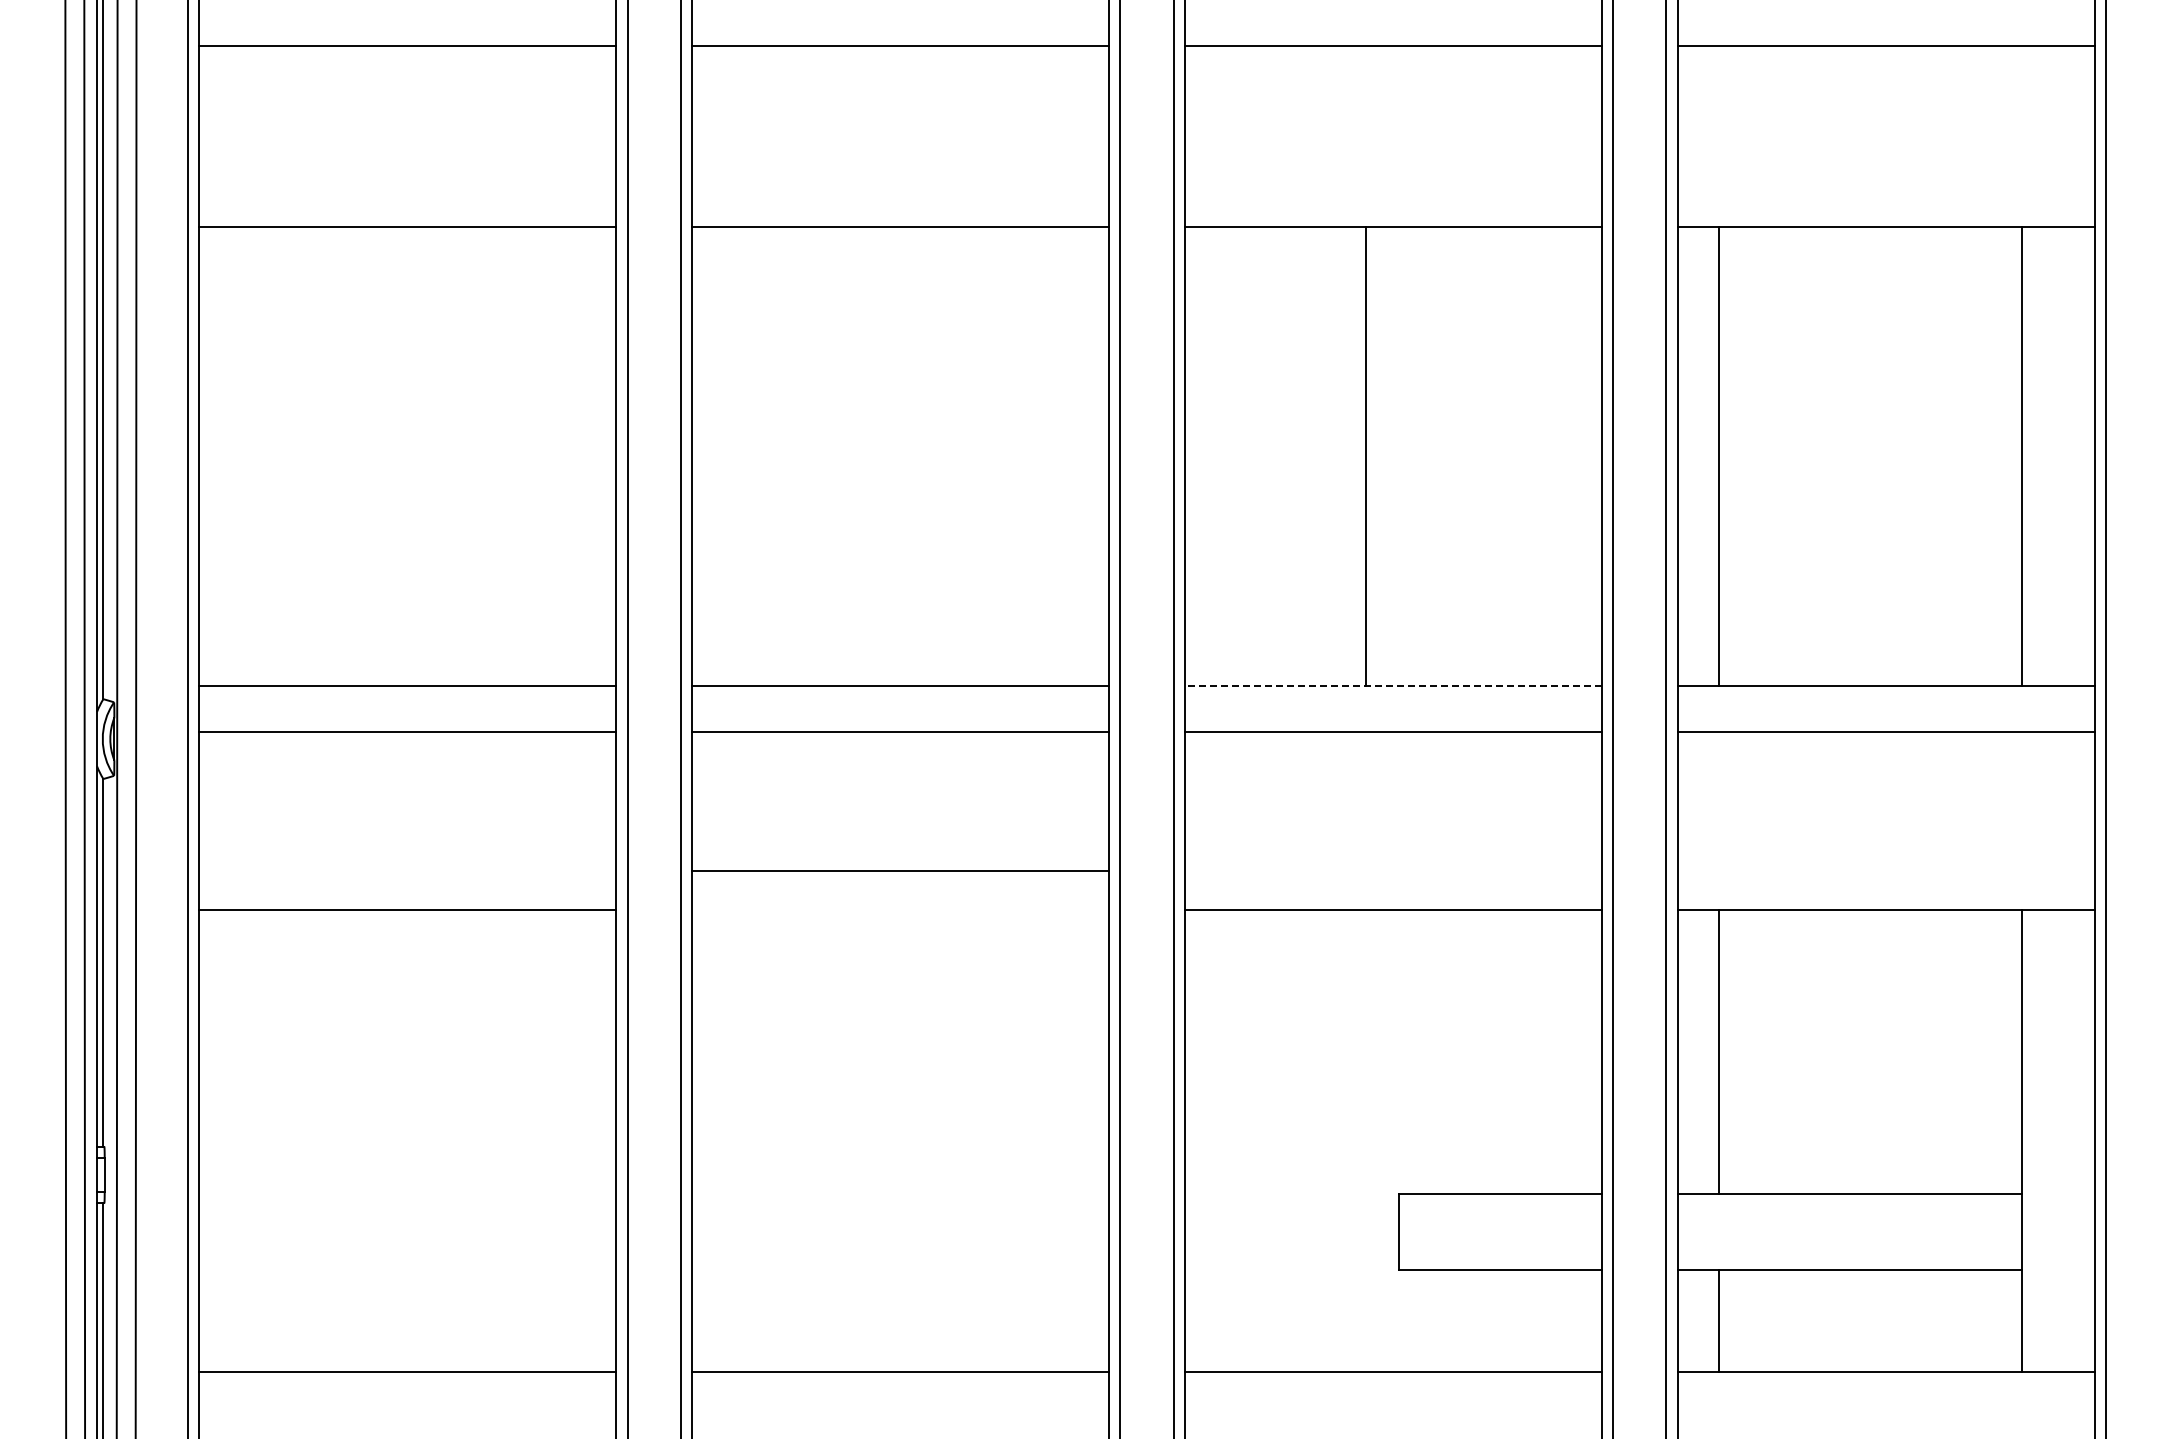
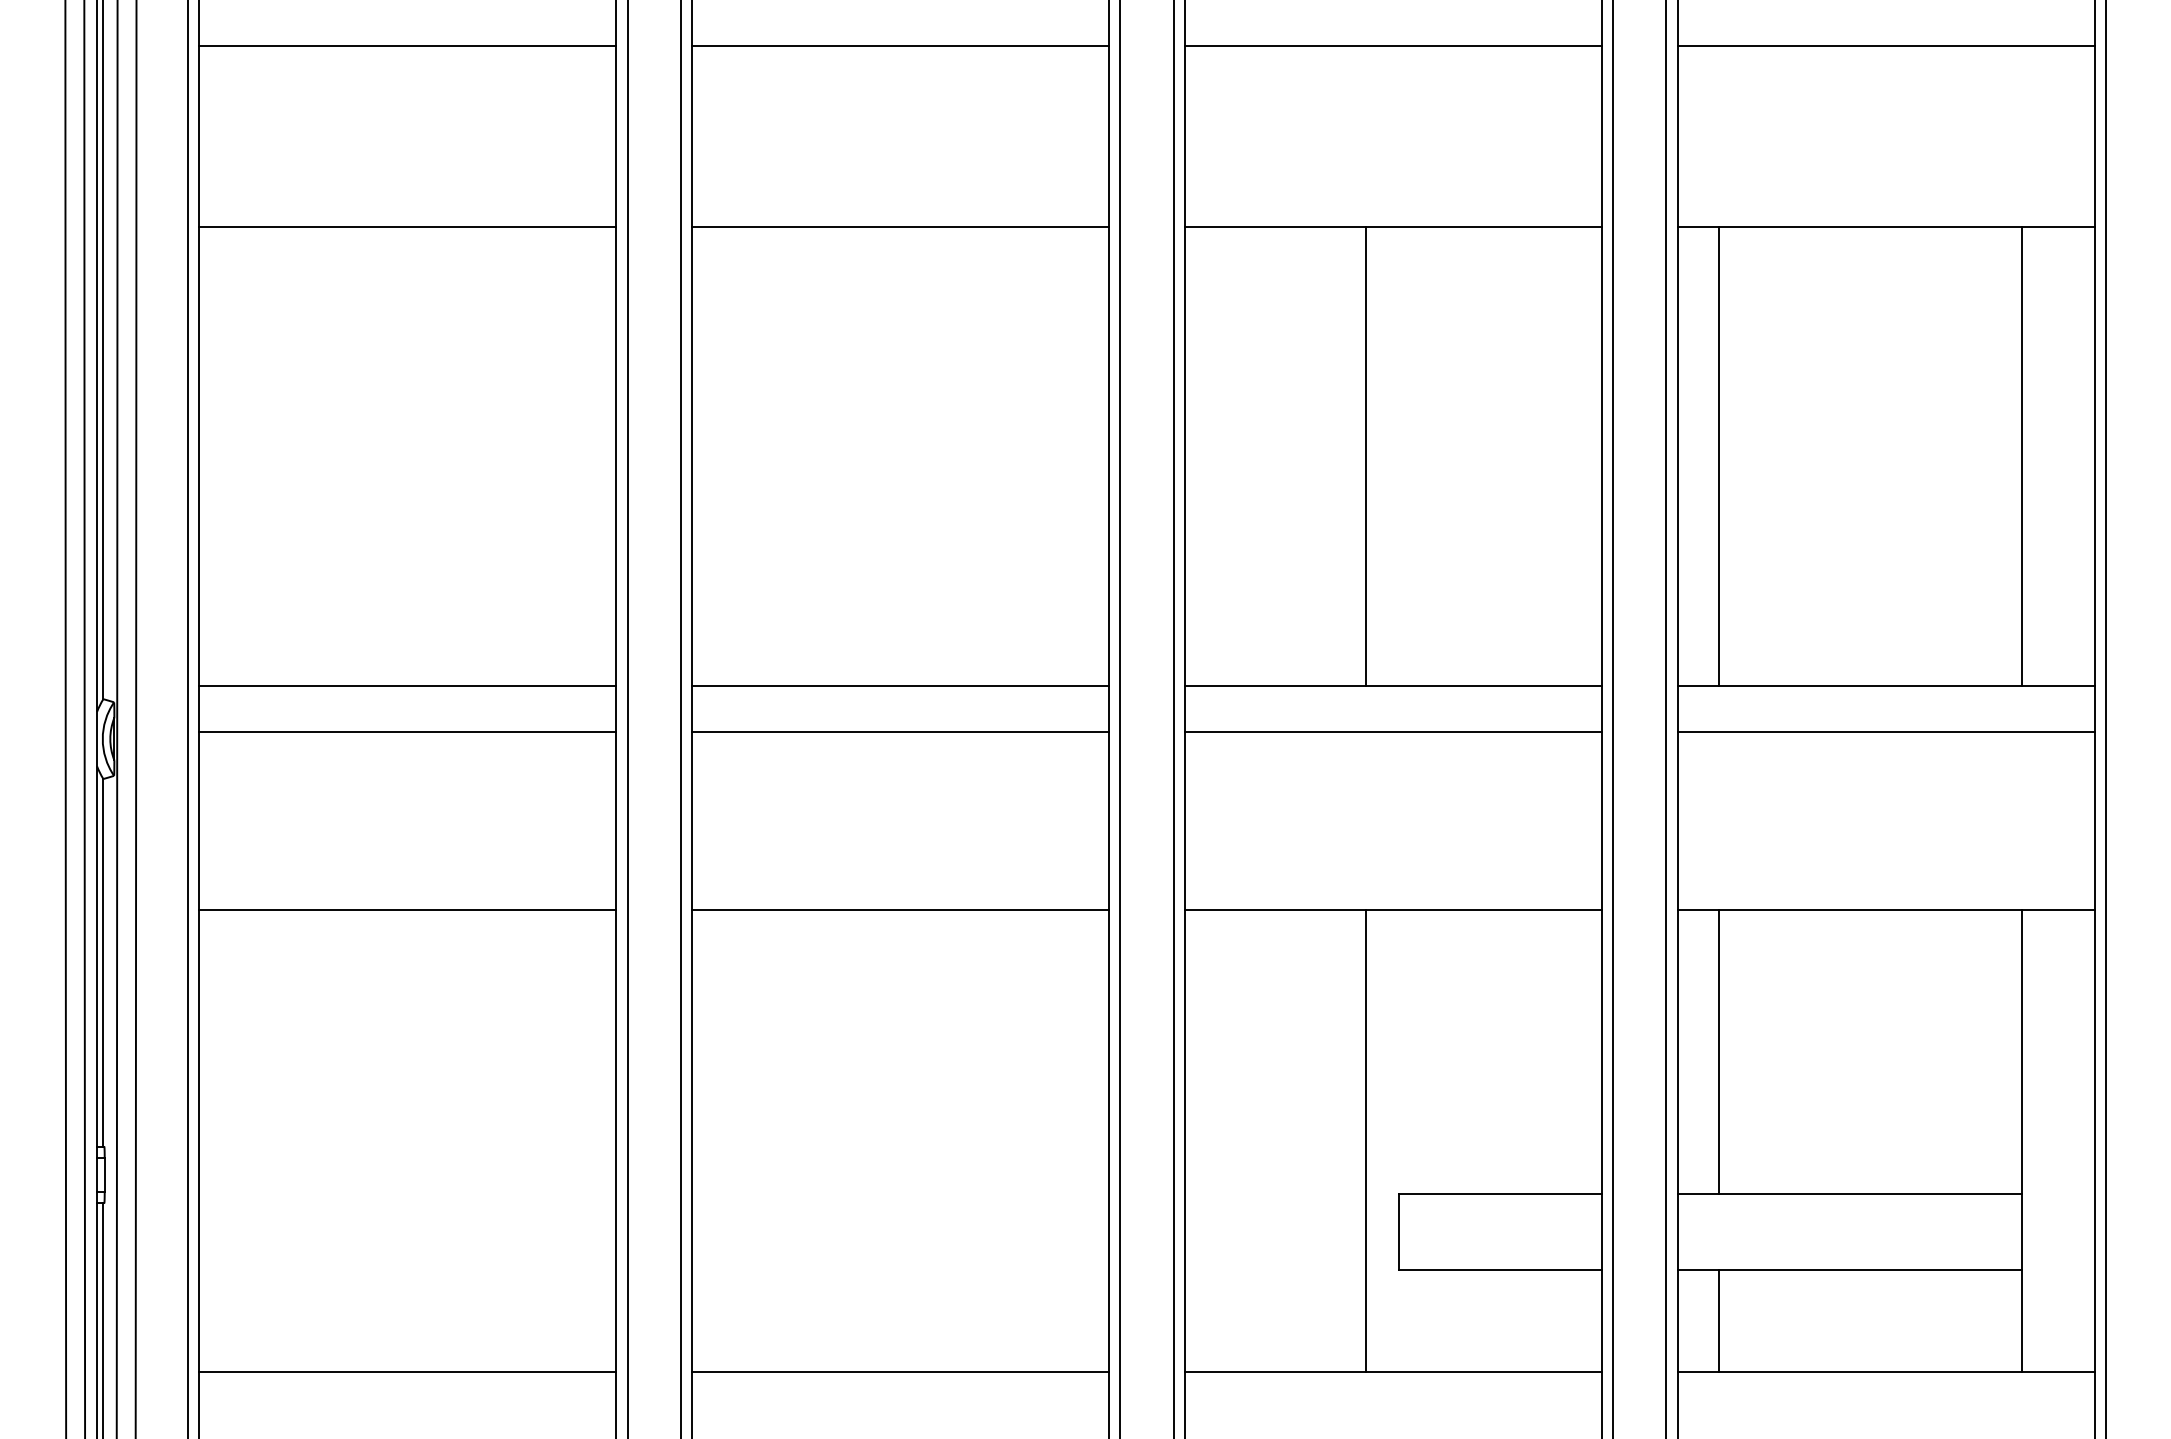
line: dashed -> solid (1392, 685)
line position: (900, 870) -> (900, 909) (900, 909)
line: none -> present (1366, 1140)
